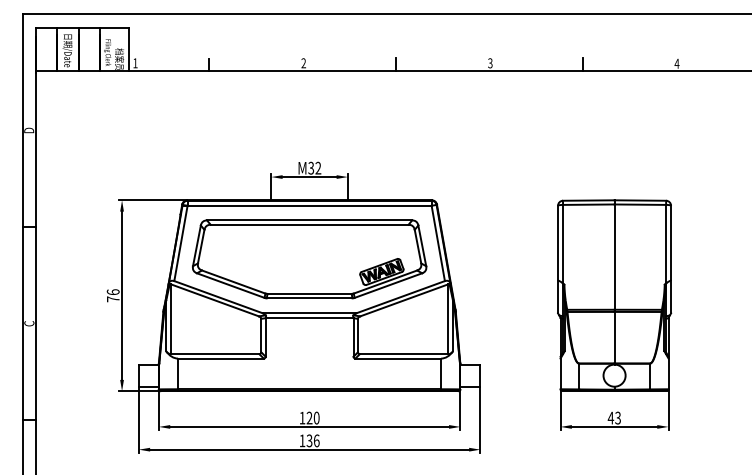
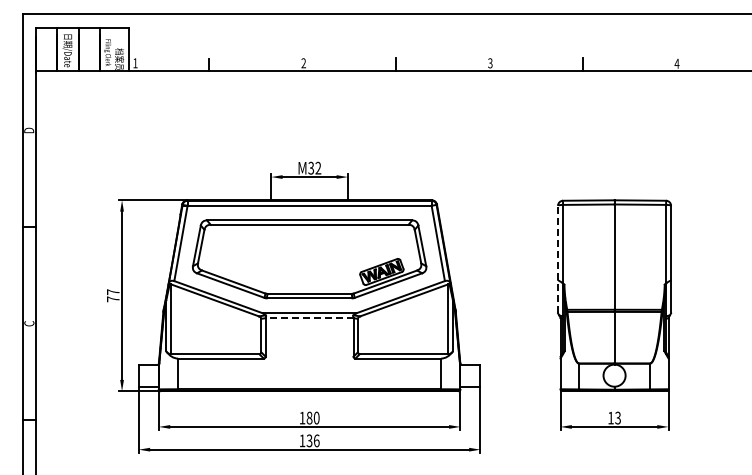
line: solid -> dashed (558, 259)
text: 76 -> 77 (112, 292)
line: solid -> dashed (309, 317)
text: 120 -> 180 (309, 417)
text: 43 -> 13 (610, 417)
